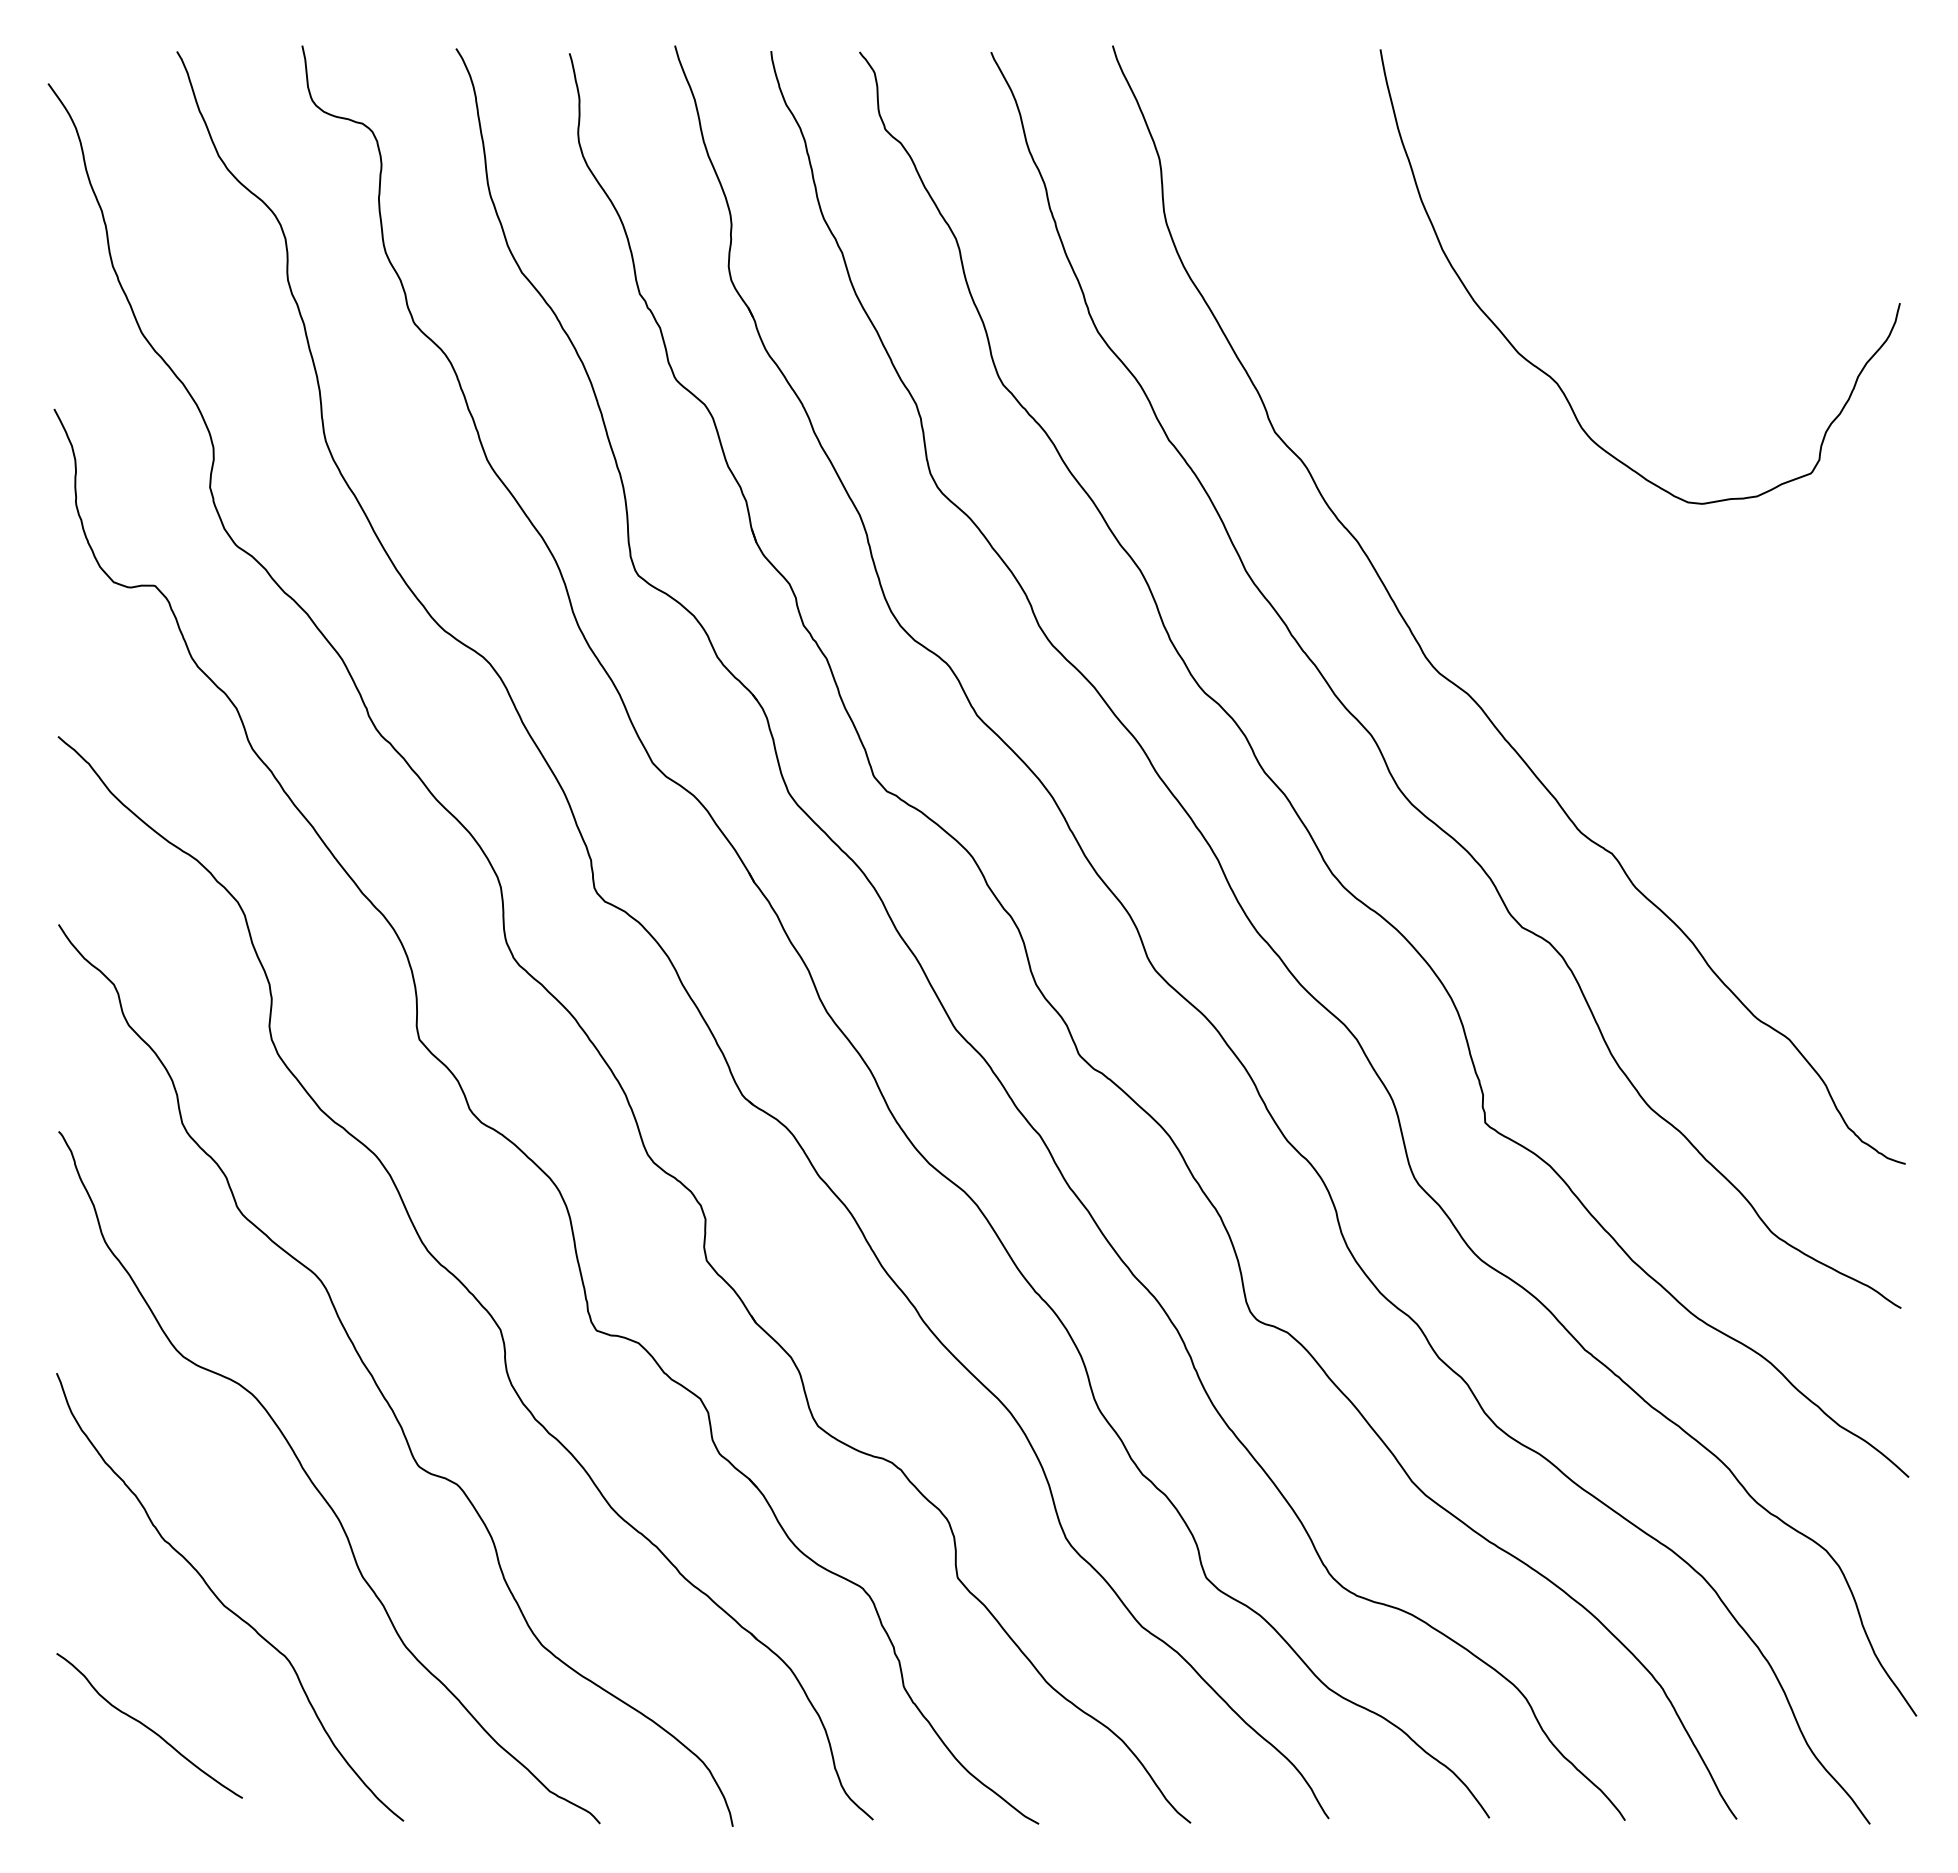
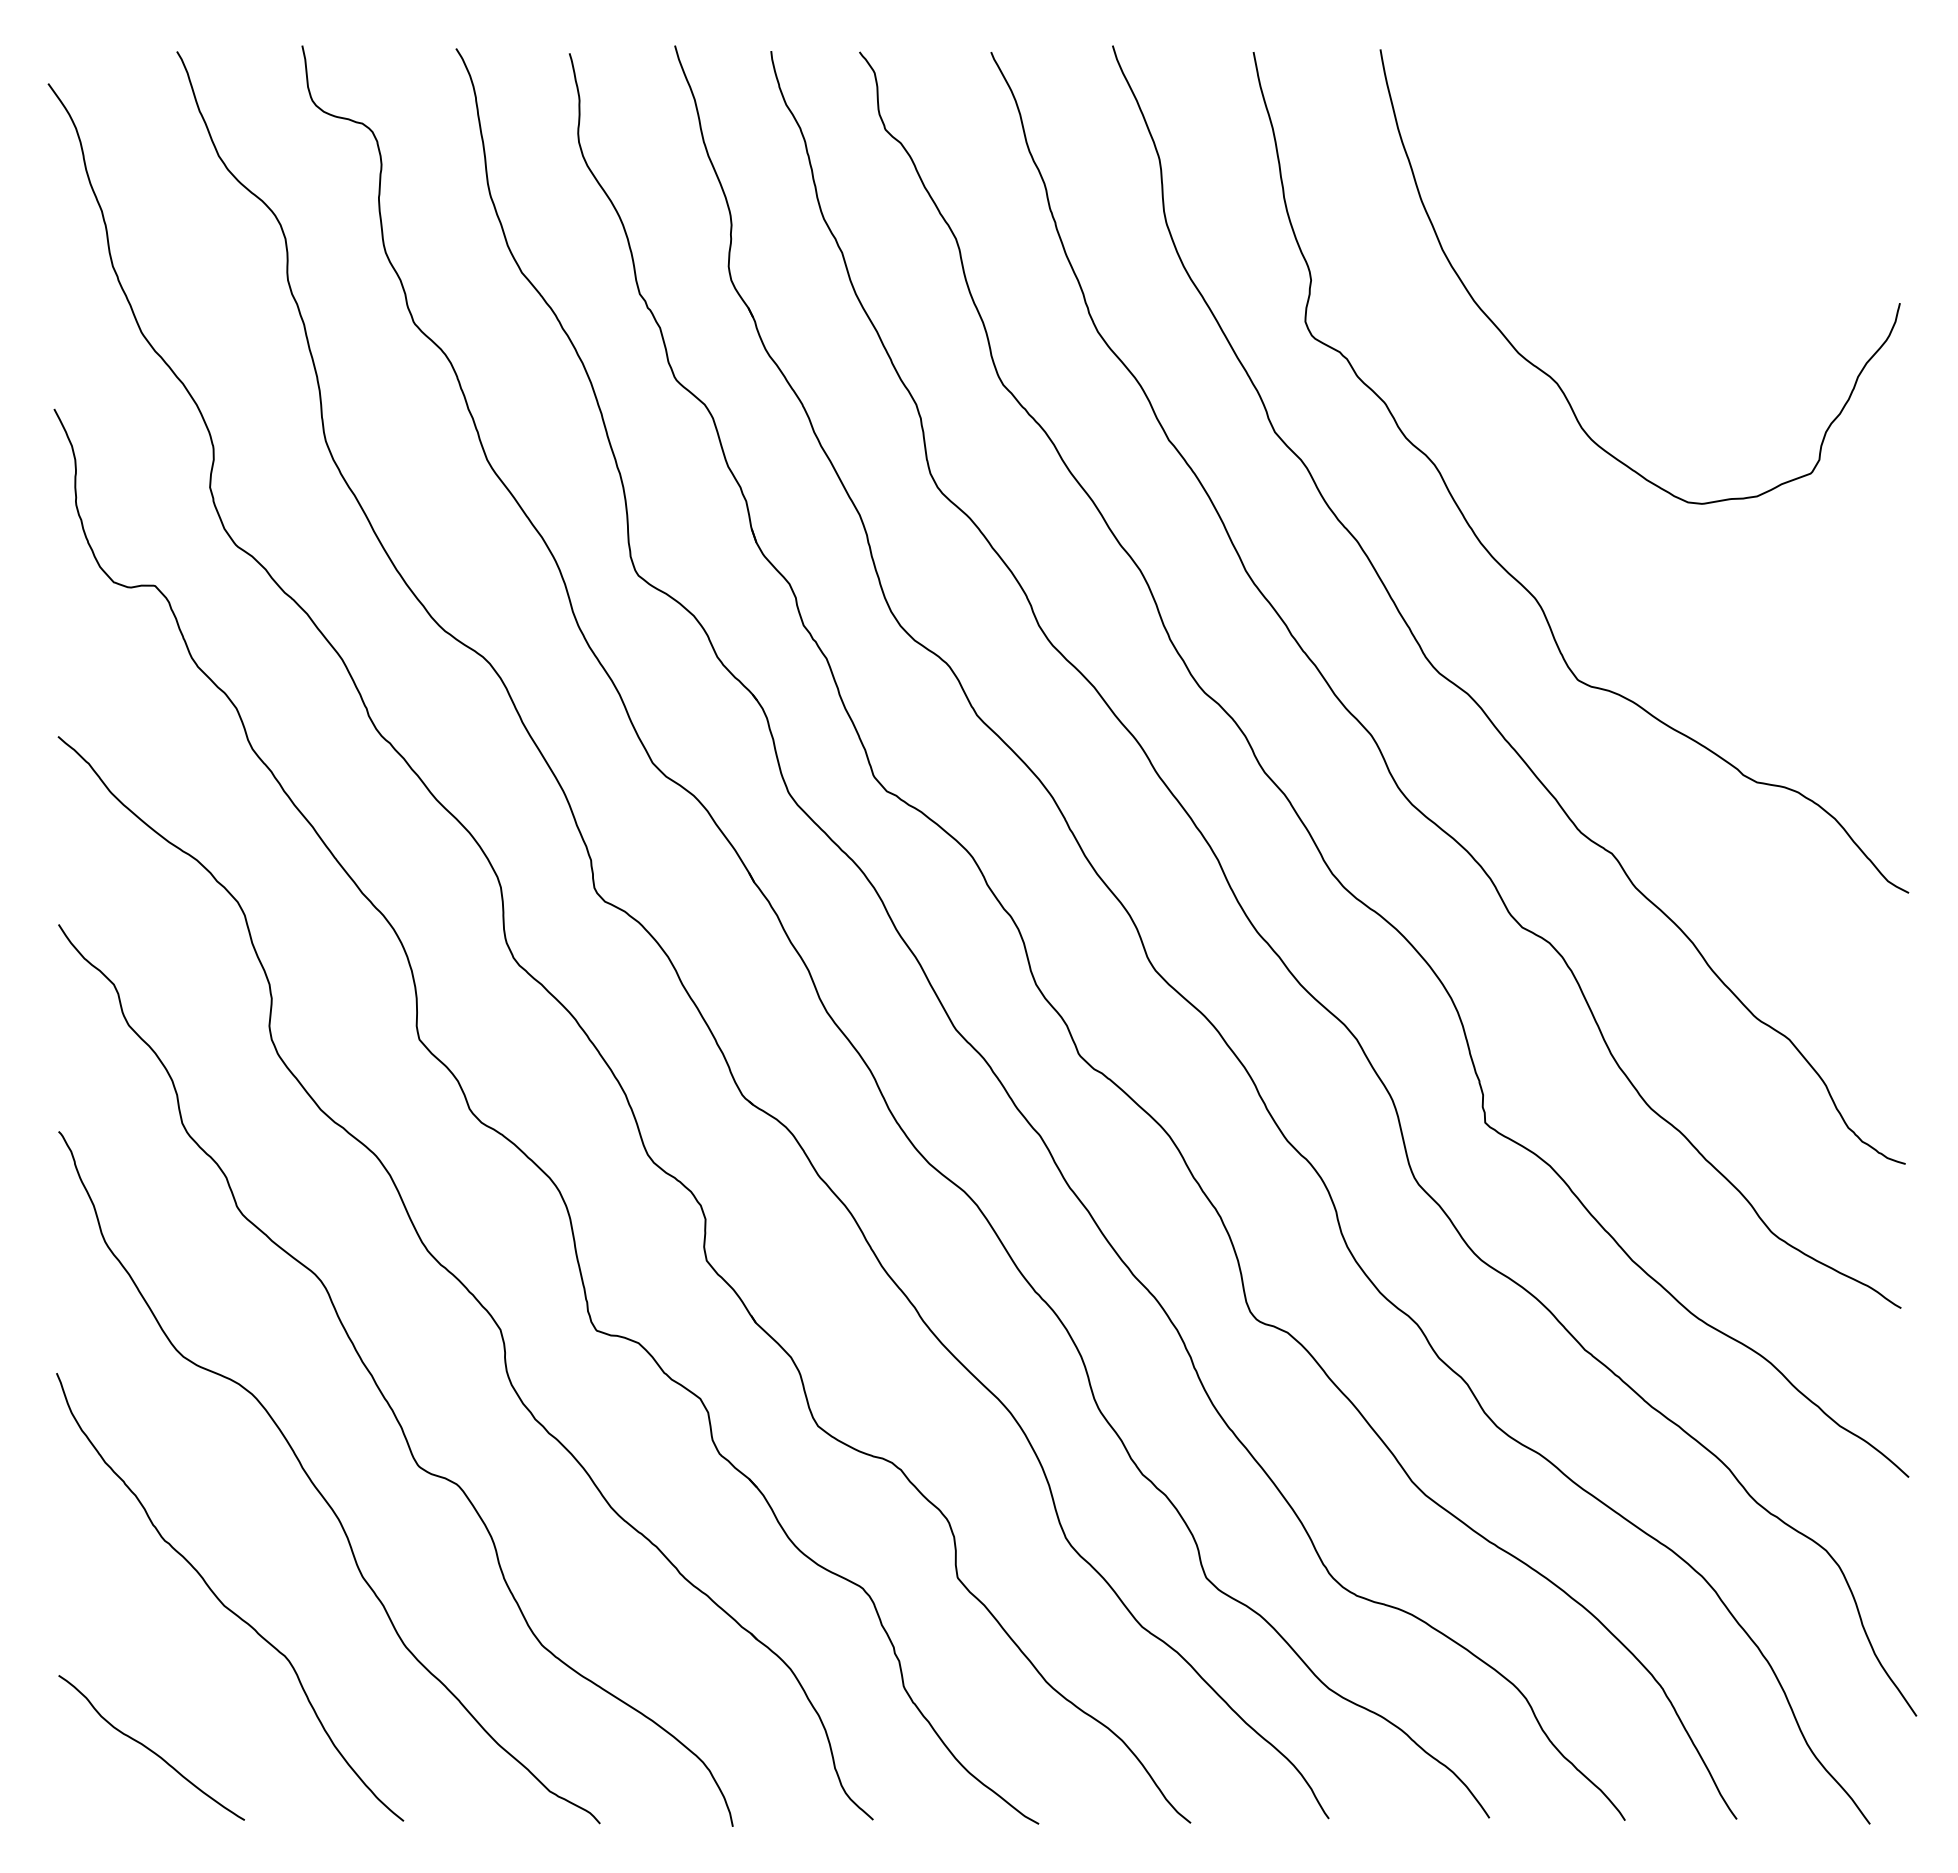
curve: none -> present (1489, 551)
curve position: (149, 1727) -> (151, 1749) (151, 1749)
